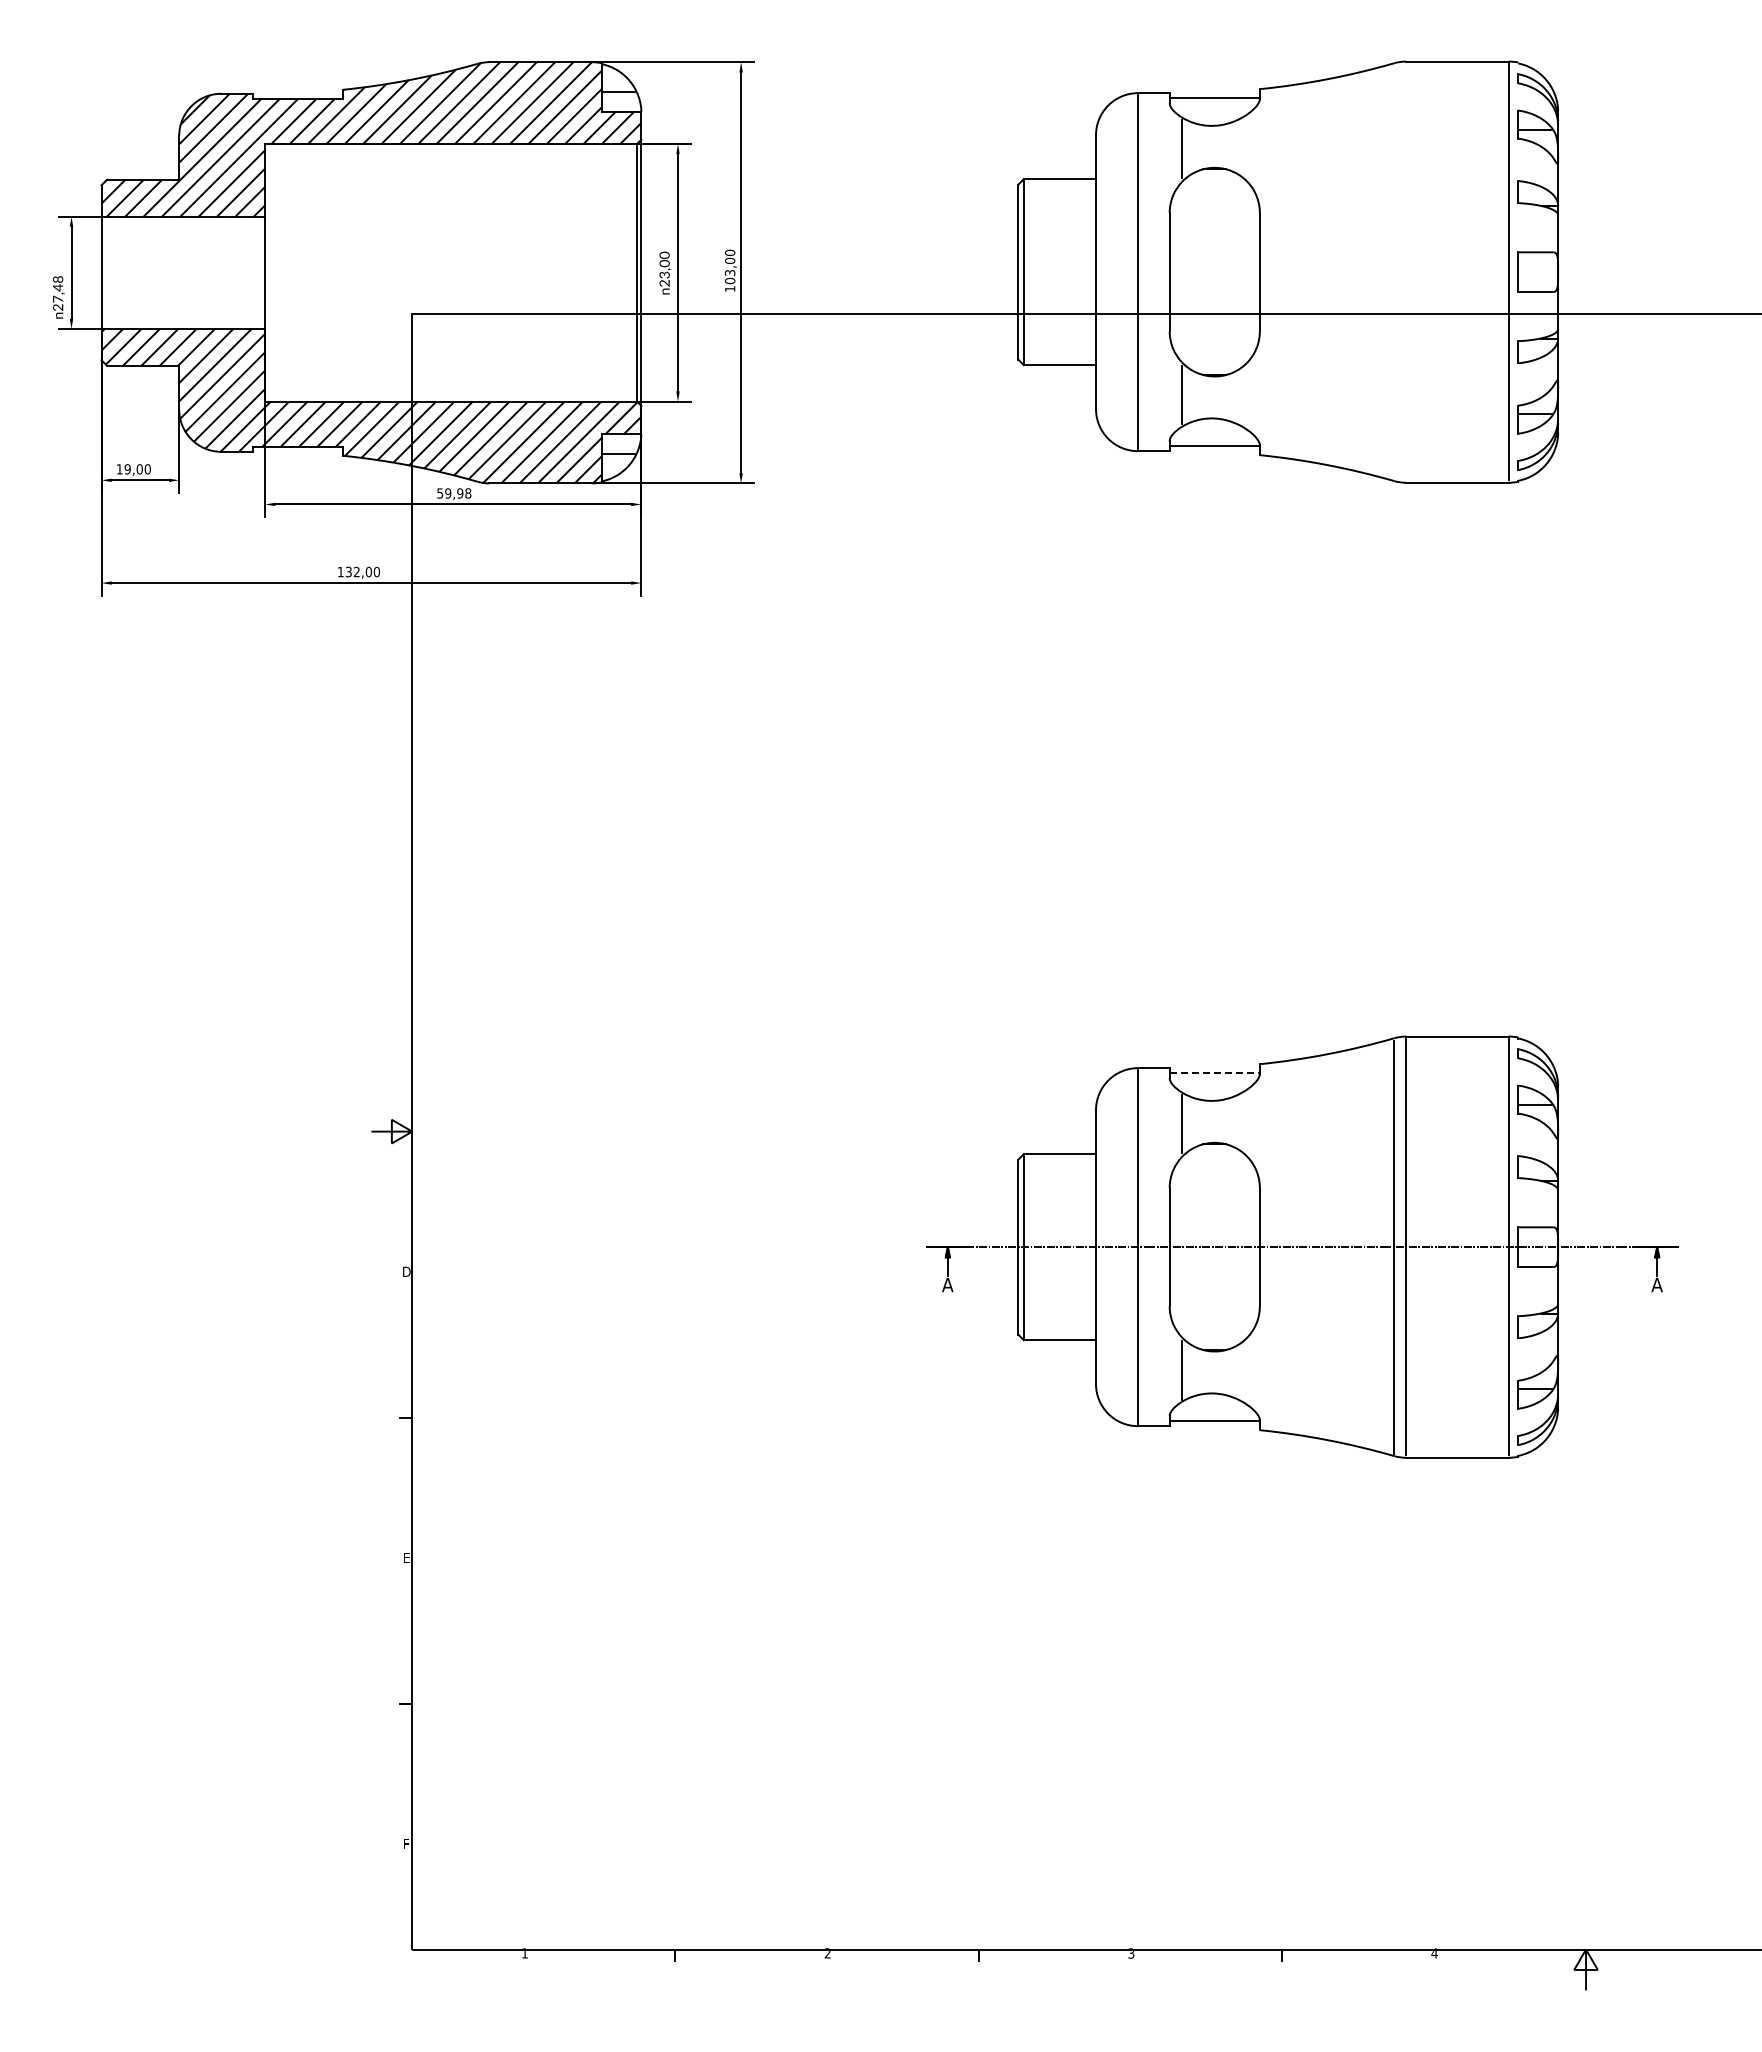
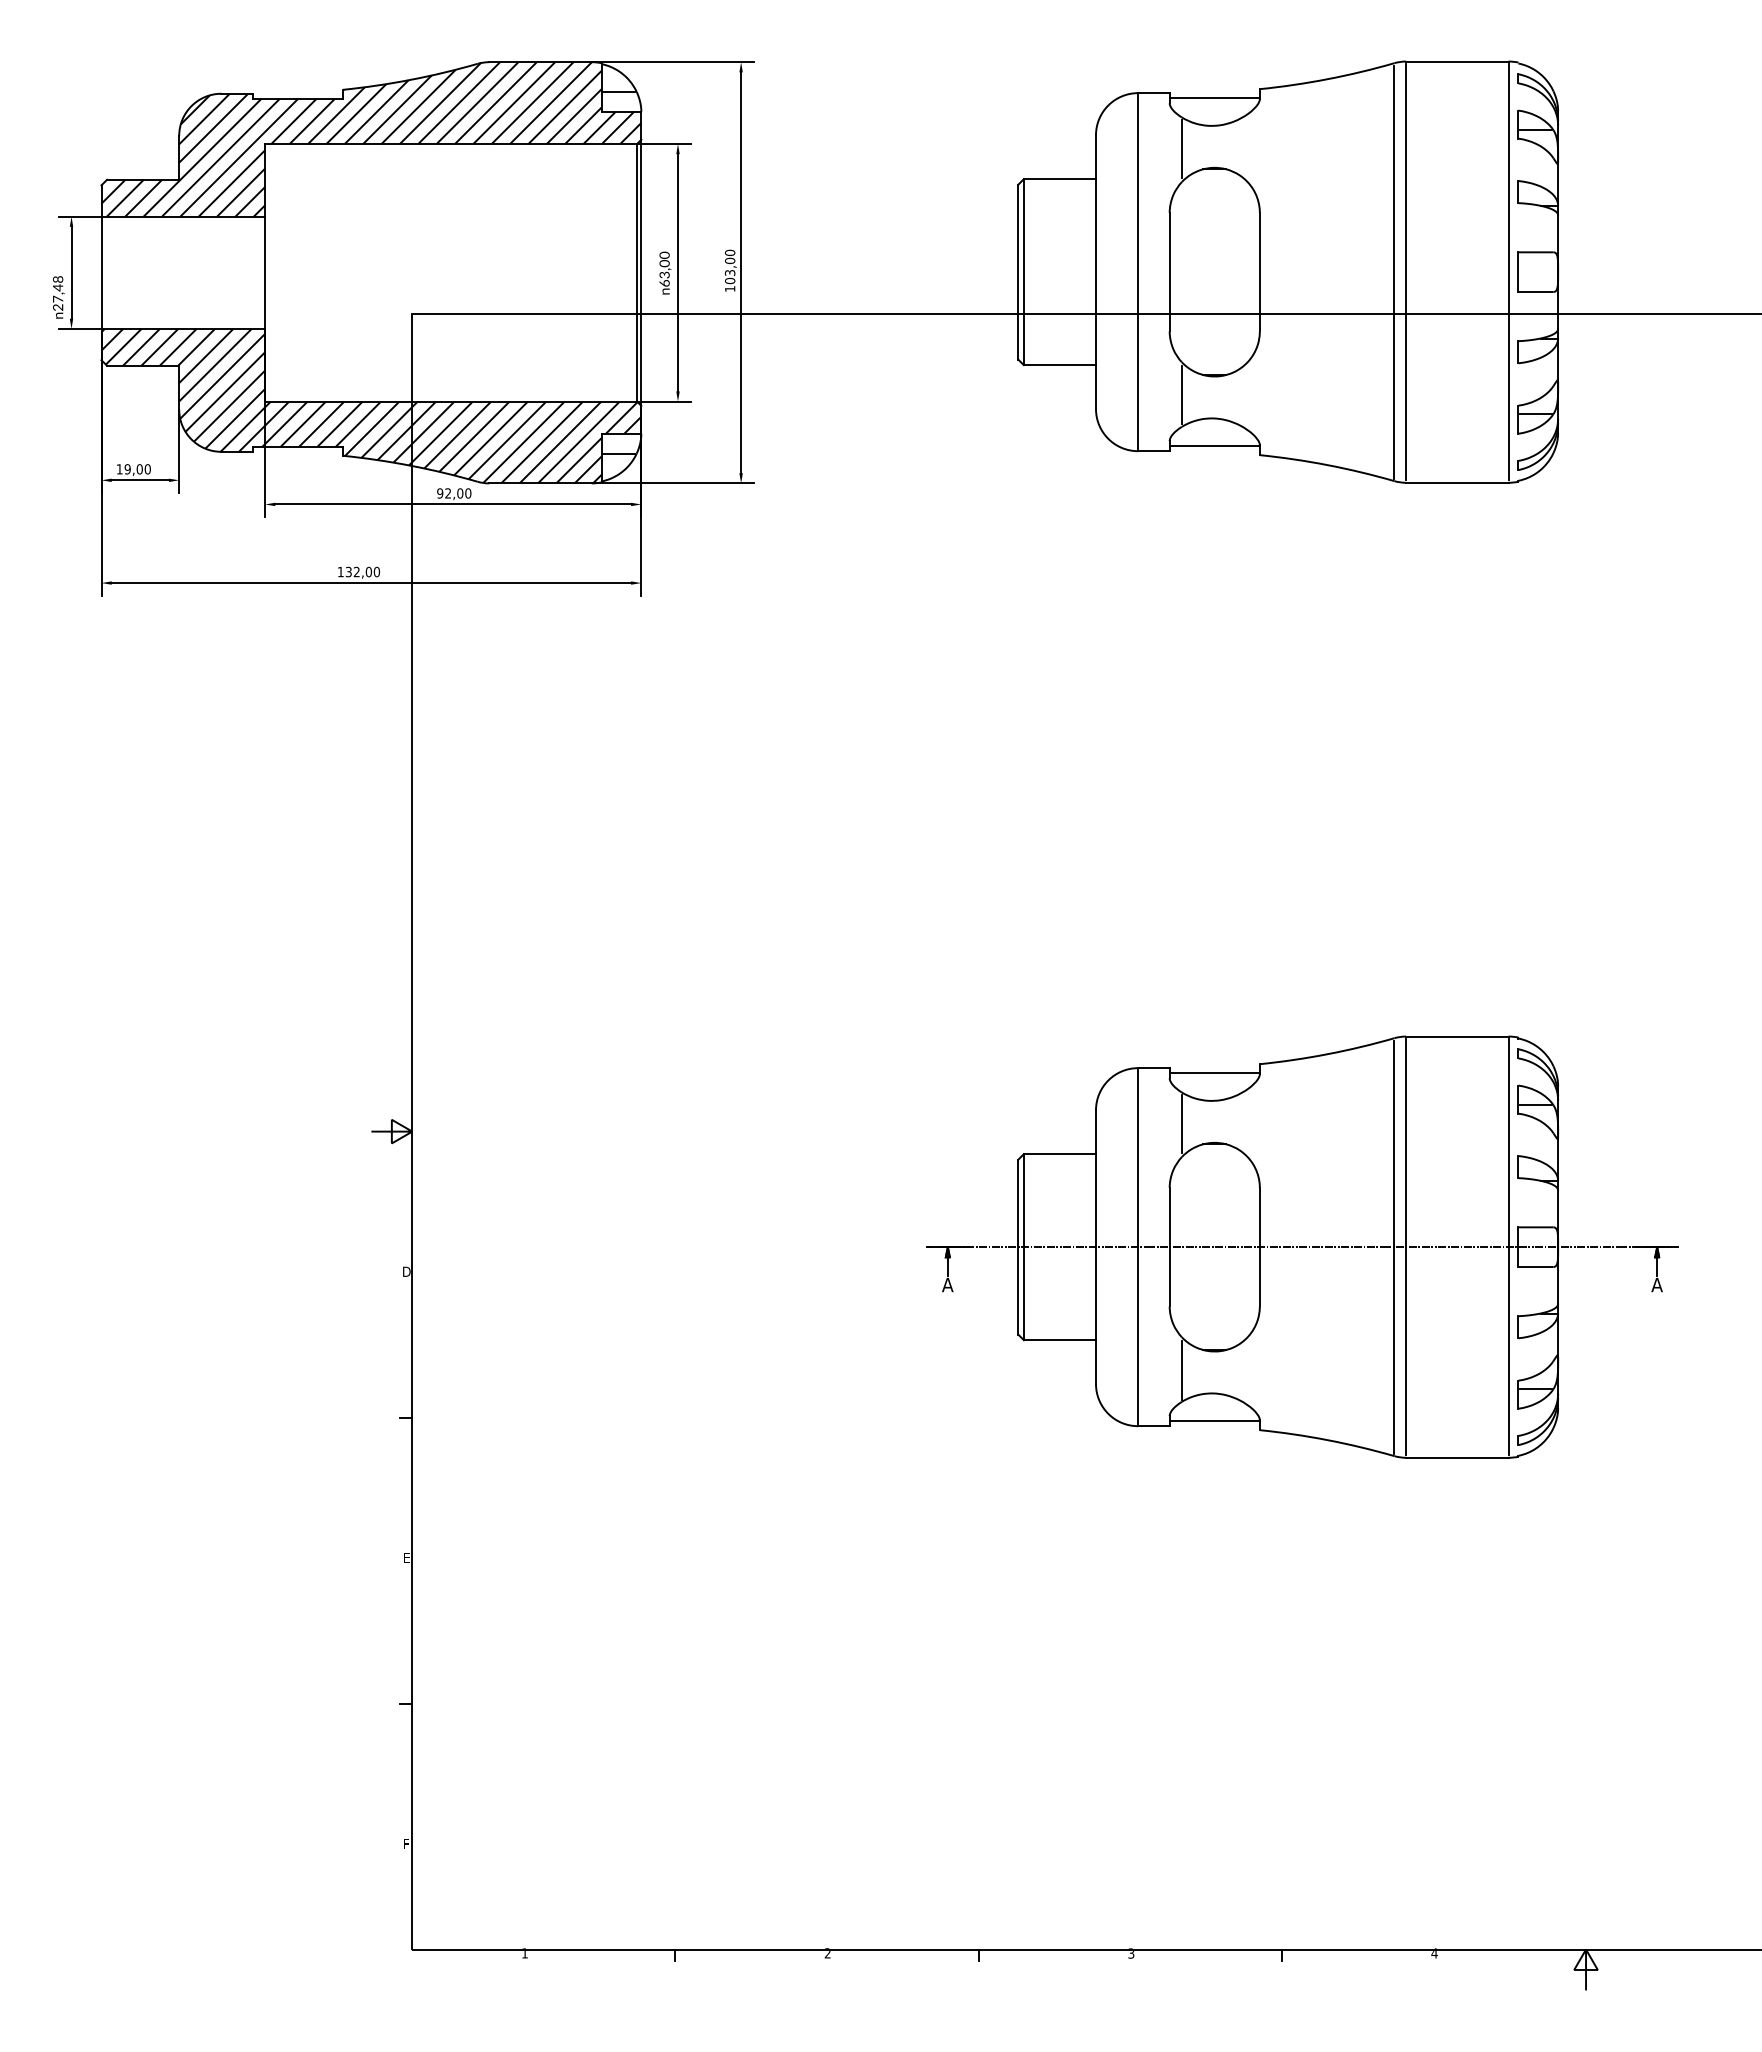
line: none -> present (1394, 271)
line: none -> present (1406, 272)
text: 23,00 -> 63,00 (664, 283)
text: 59,98 -> 92,00 (454, 493)
line: dashed -> solid (1215, 1073)
